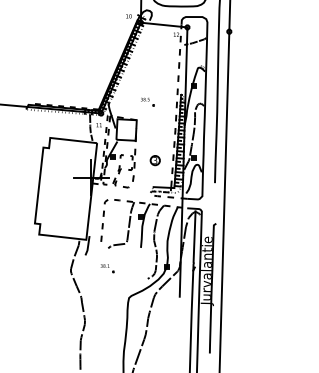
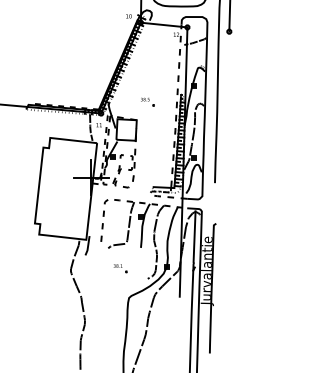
part: present -> none (154, 160)
line: present -> none (224, 200)
part position: (107, 268) -> (120, 268) (120, 268)
